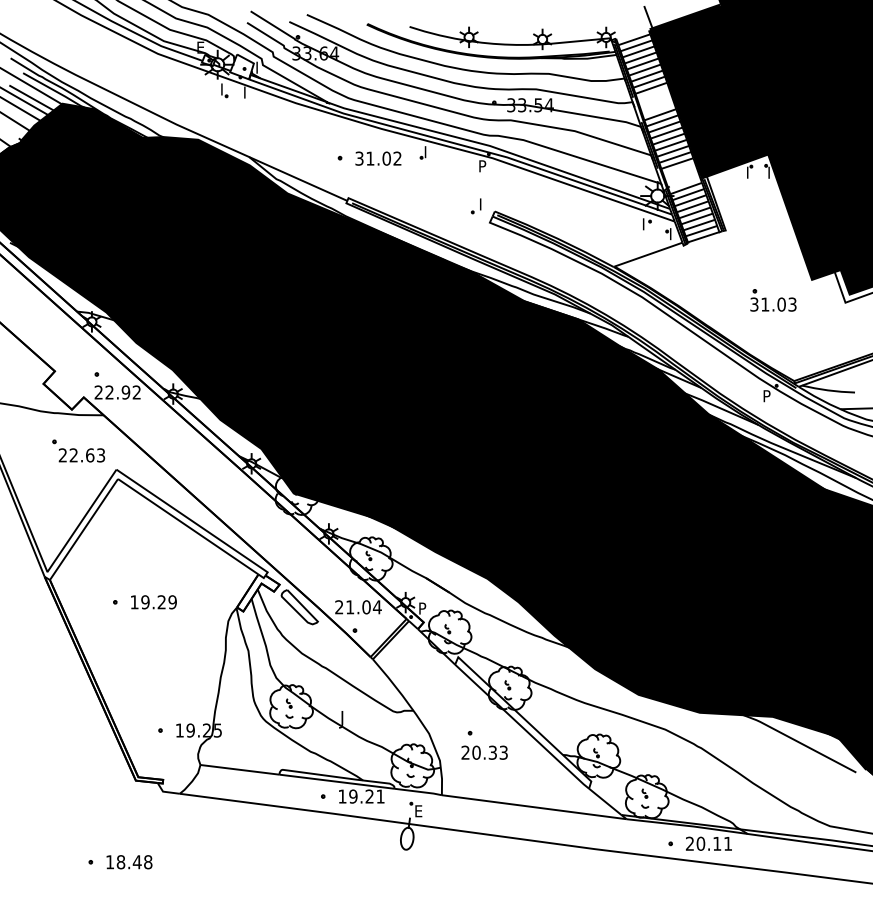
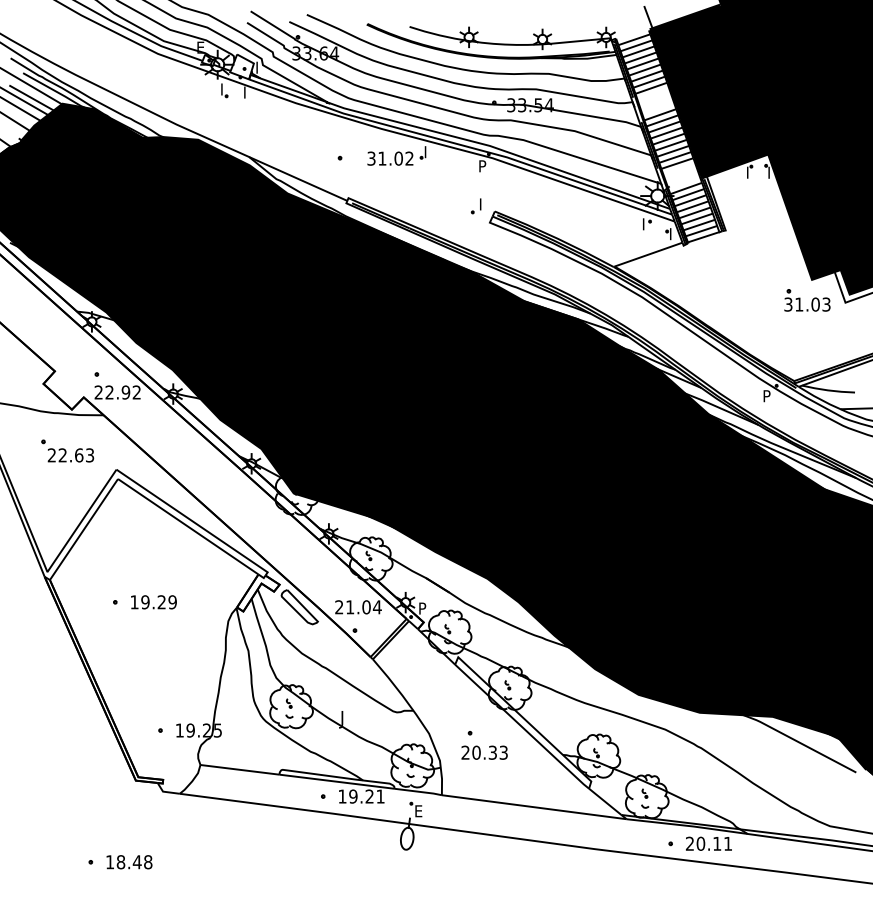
text position: (378, 158) -> (390, 158) (390, 158)
part position: (773, 300) -> (807, 300) (807, 300)
part position: (78, 450) -> (67, 450) (67, 450)
